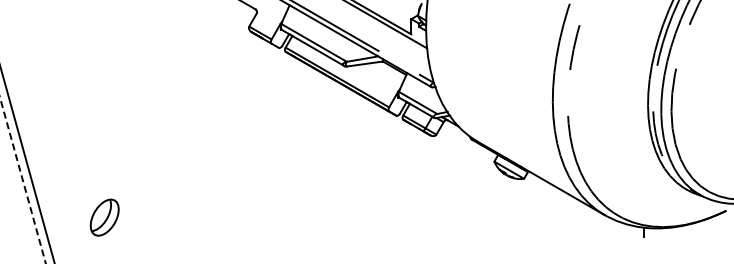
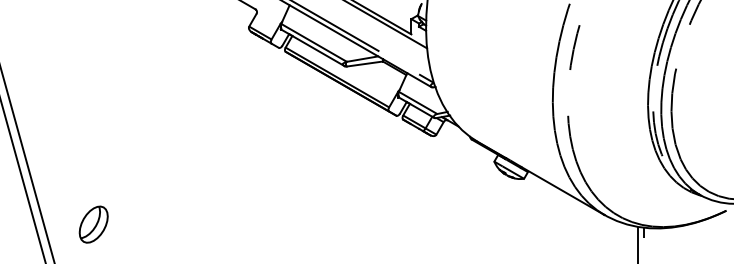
line: dashed -> solid (23, 181)
part position: (104, 217) -> (93, 224) (93, 224)
line: none -> present (638, 243)
